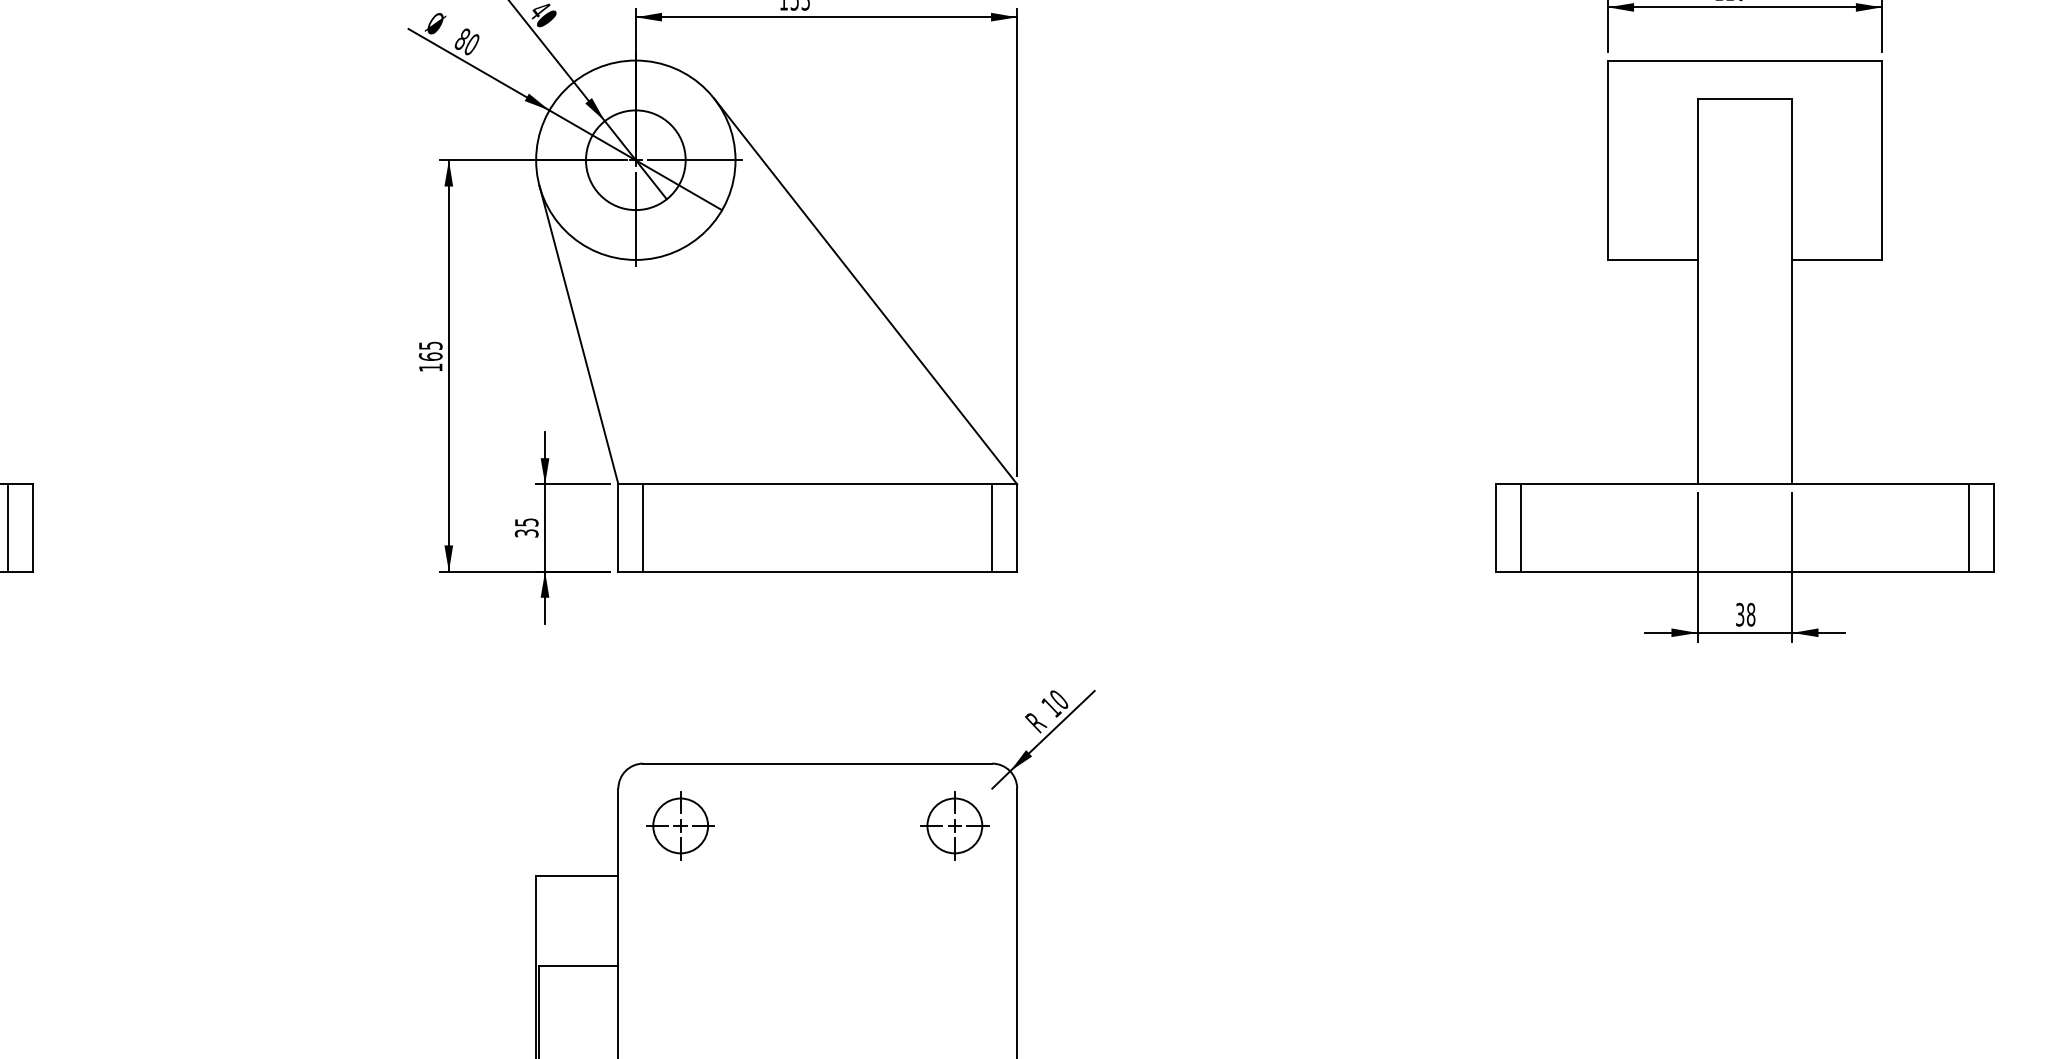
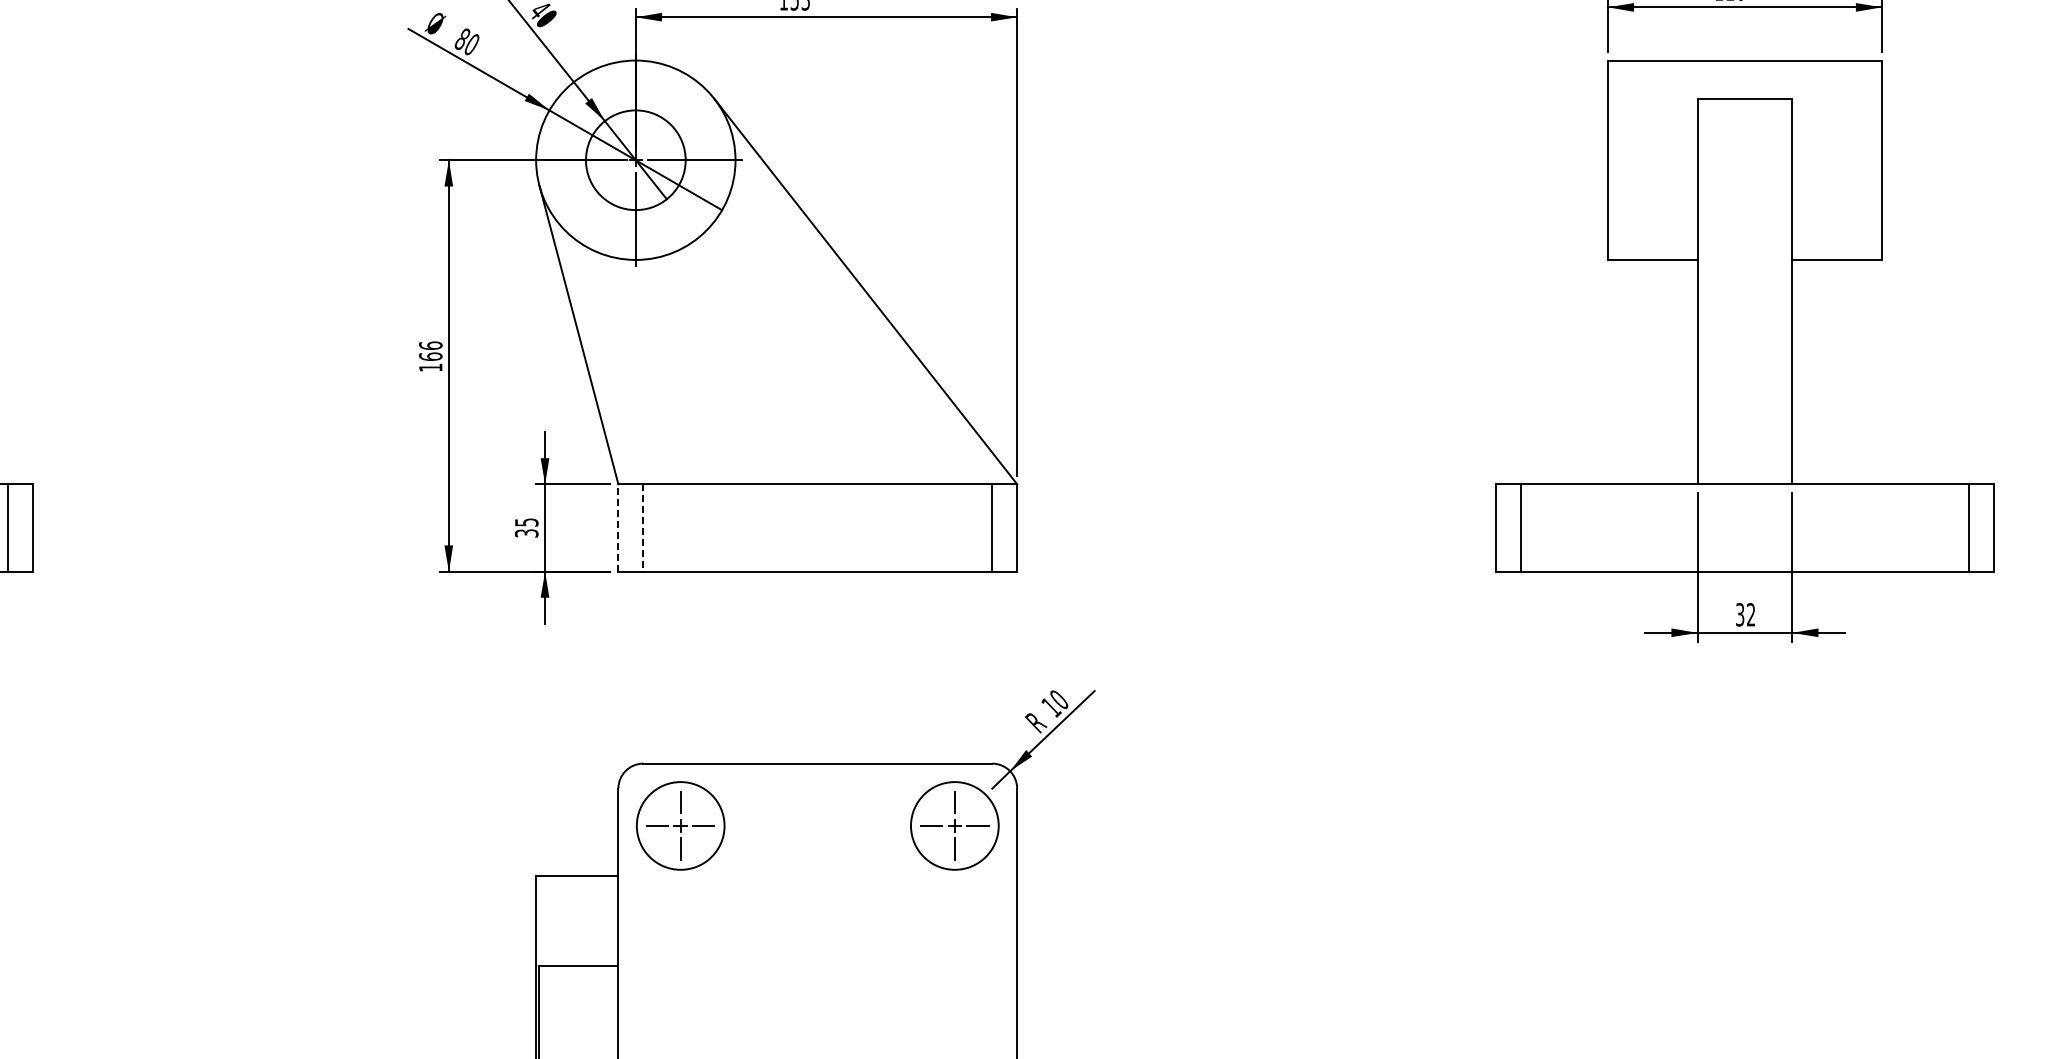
text: 165 -> 166 (430, 345)
line: solid -> dashed (618, 527)
line: solid -> dashed (643, 527)
text: 38 -> 32 (1751, 614)
circle diameter: 55 px -> 88 px (680, 825)
circle diameter: 55 px -> 88 px (954, 825)
